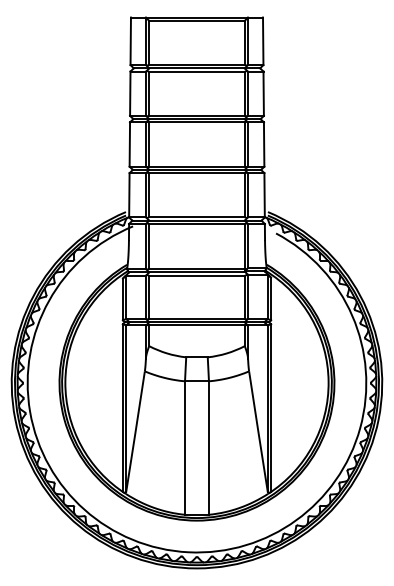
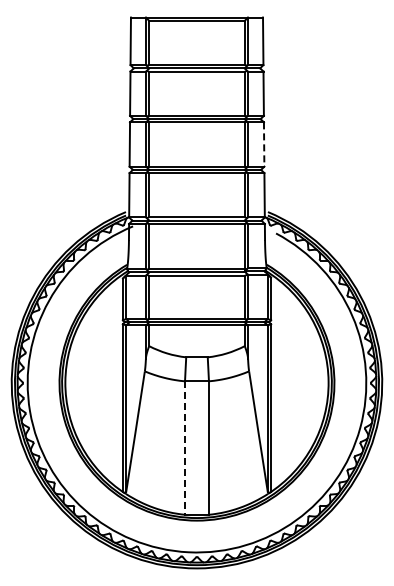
line: solid -> dashed (264, 145)
line: solid -> dashed (185, 448)
